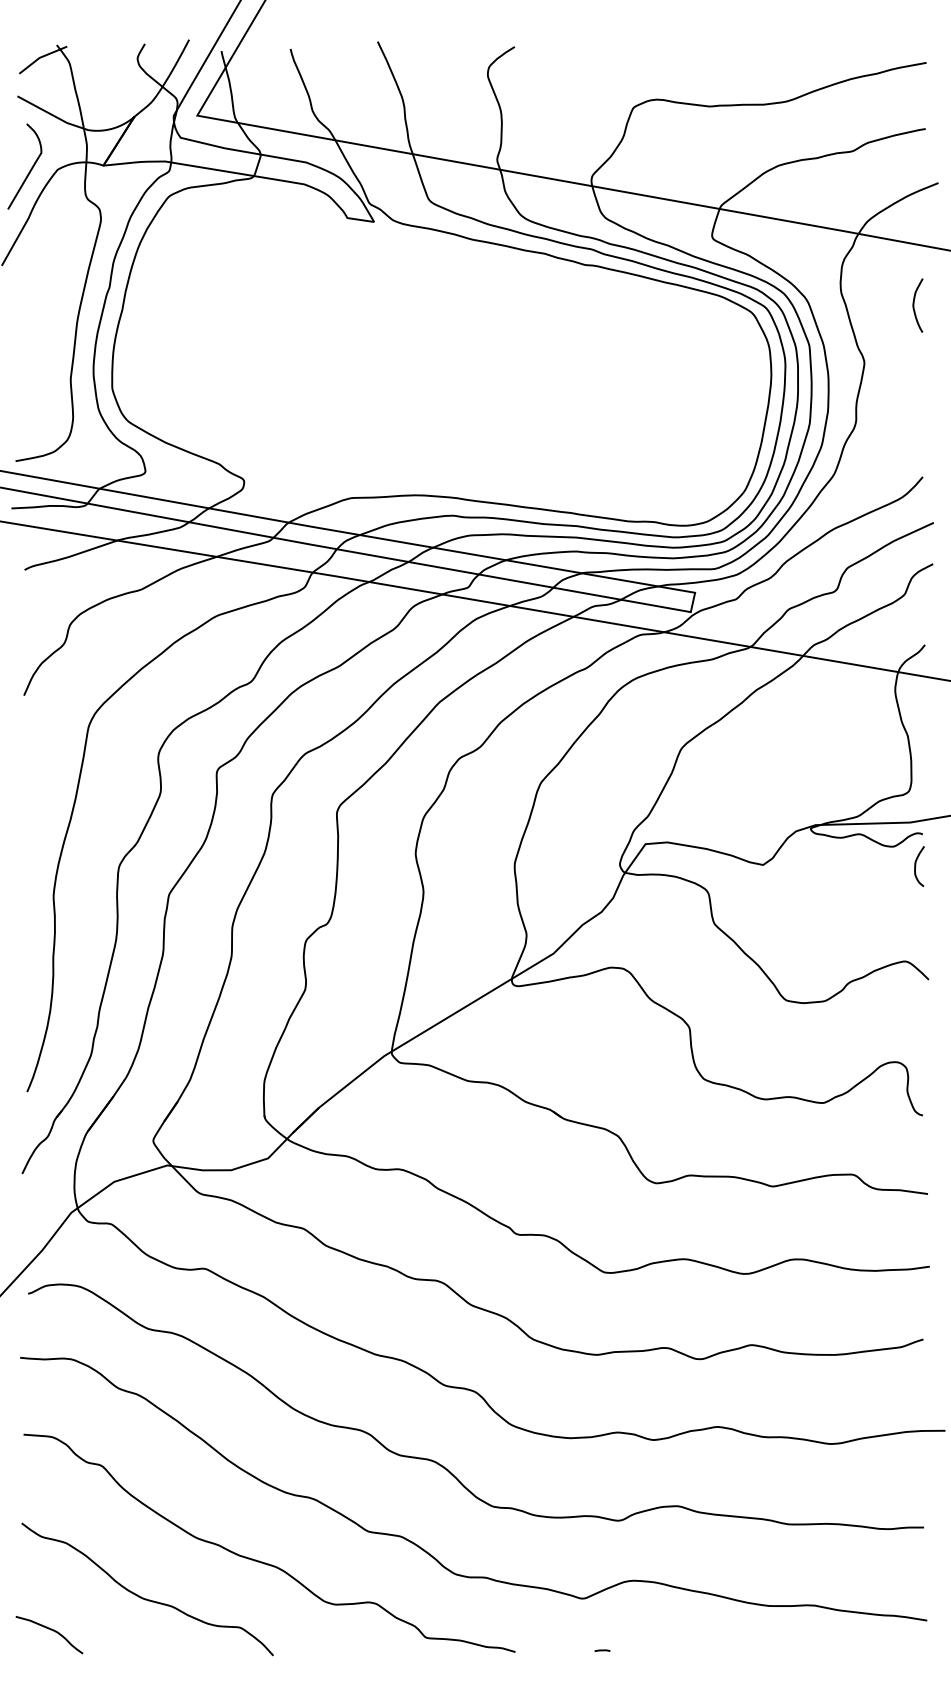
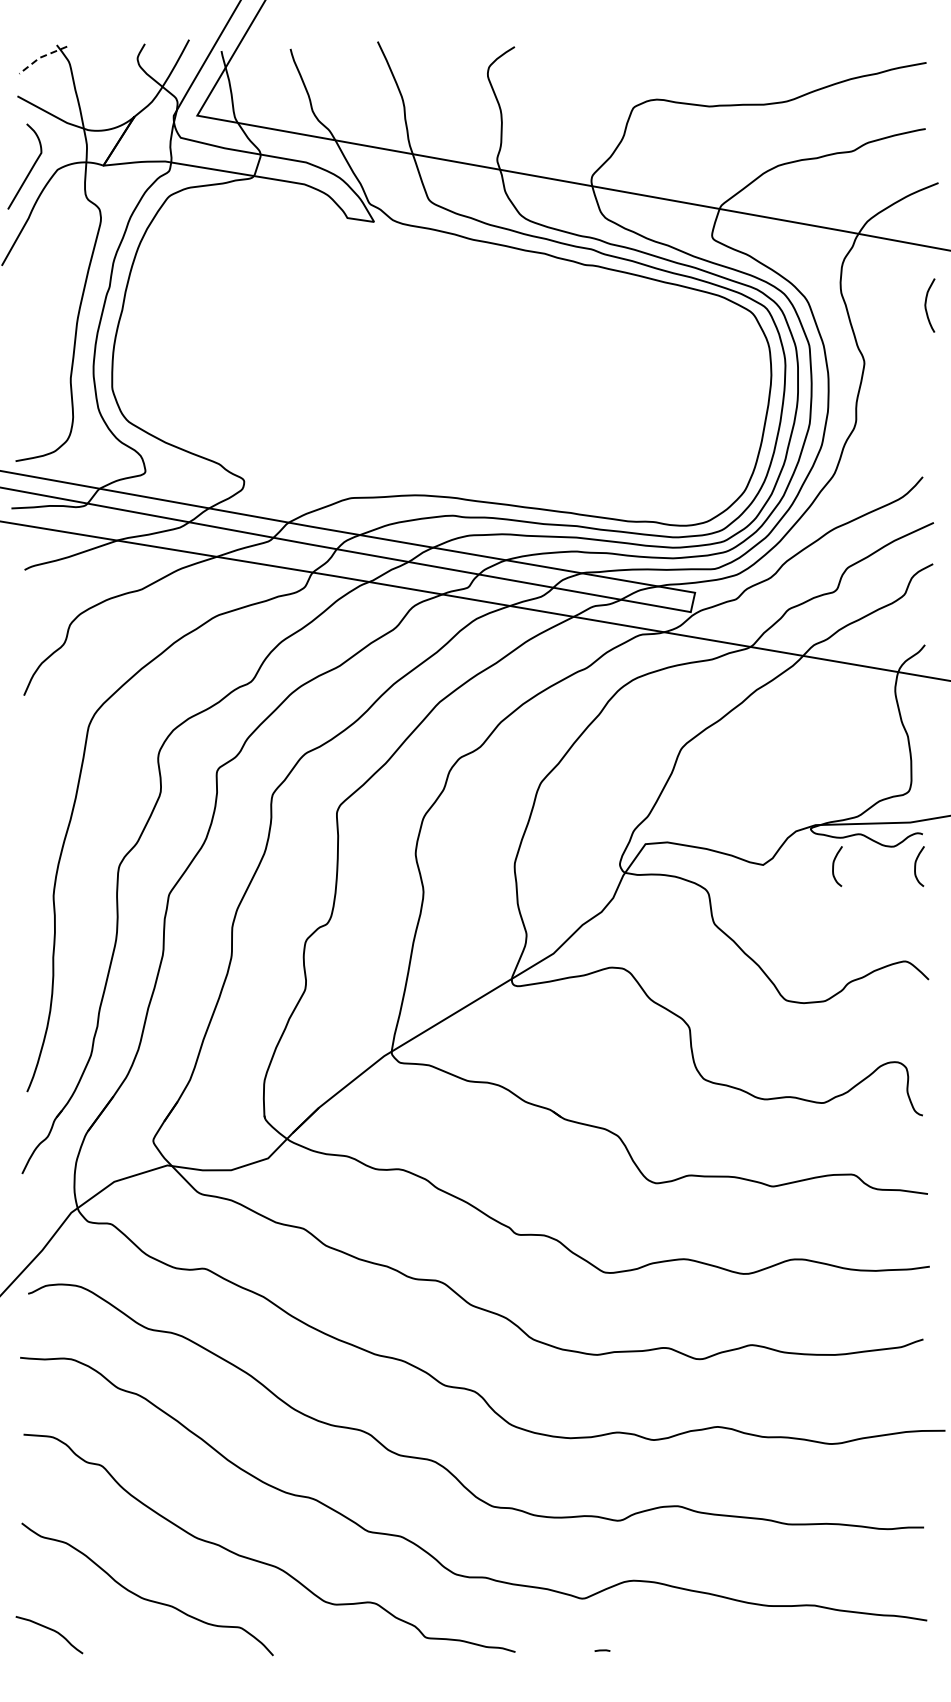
line: solid -> dashed (40, 57)
curve position: (914, 305) -> (926, 305) (926, 305)
curve: none -> present (834, 865)
